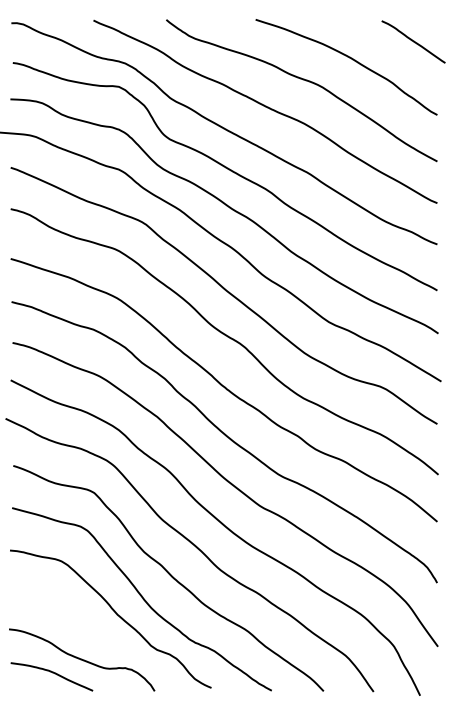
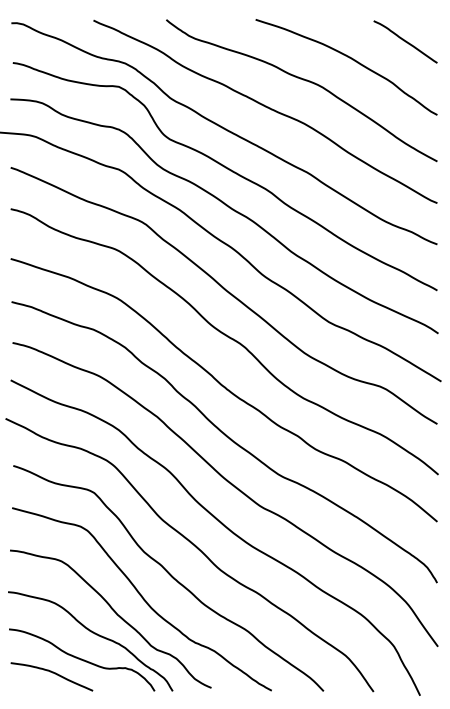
curve position: (413, 41) -> (405, 41) (405, 41)
curve: none -> present (94, 634)
